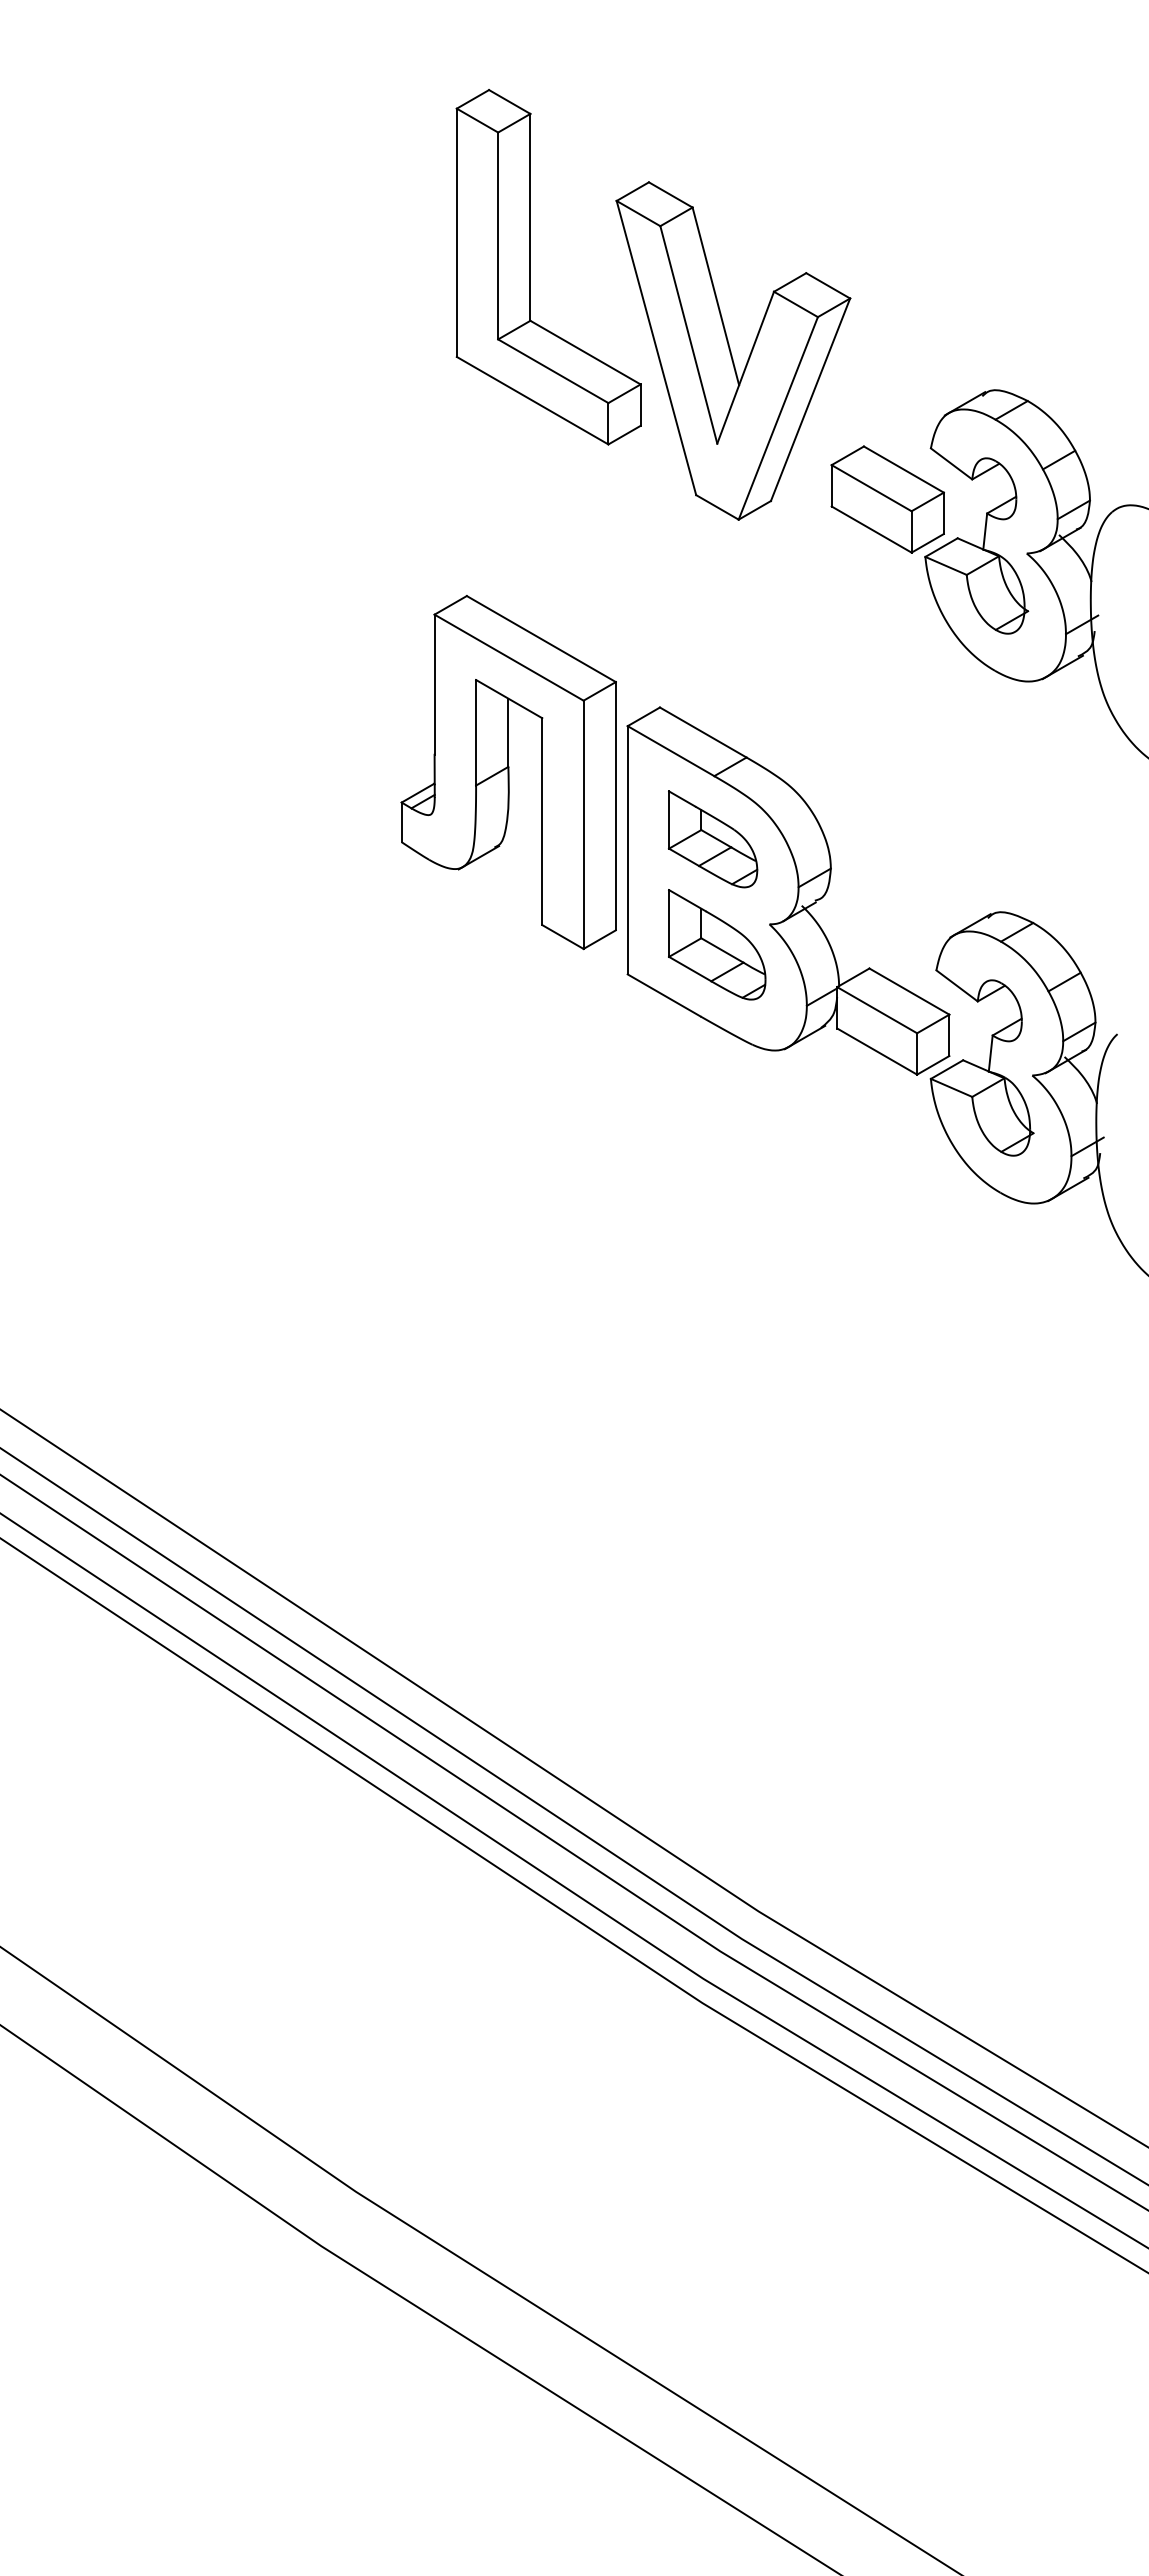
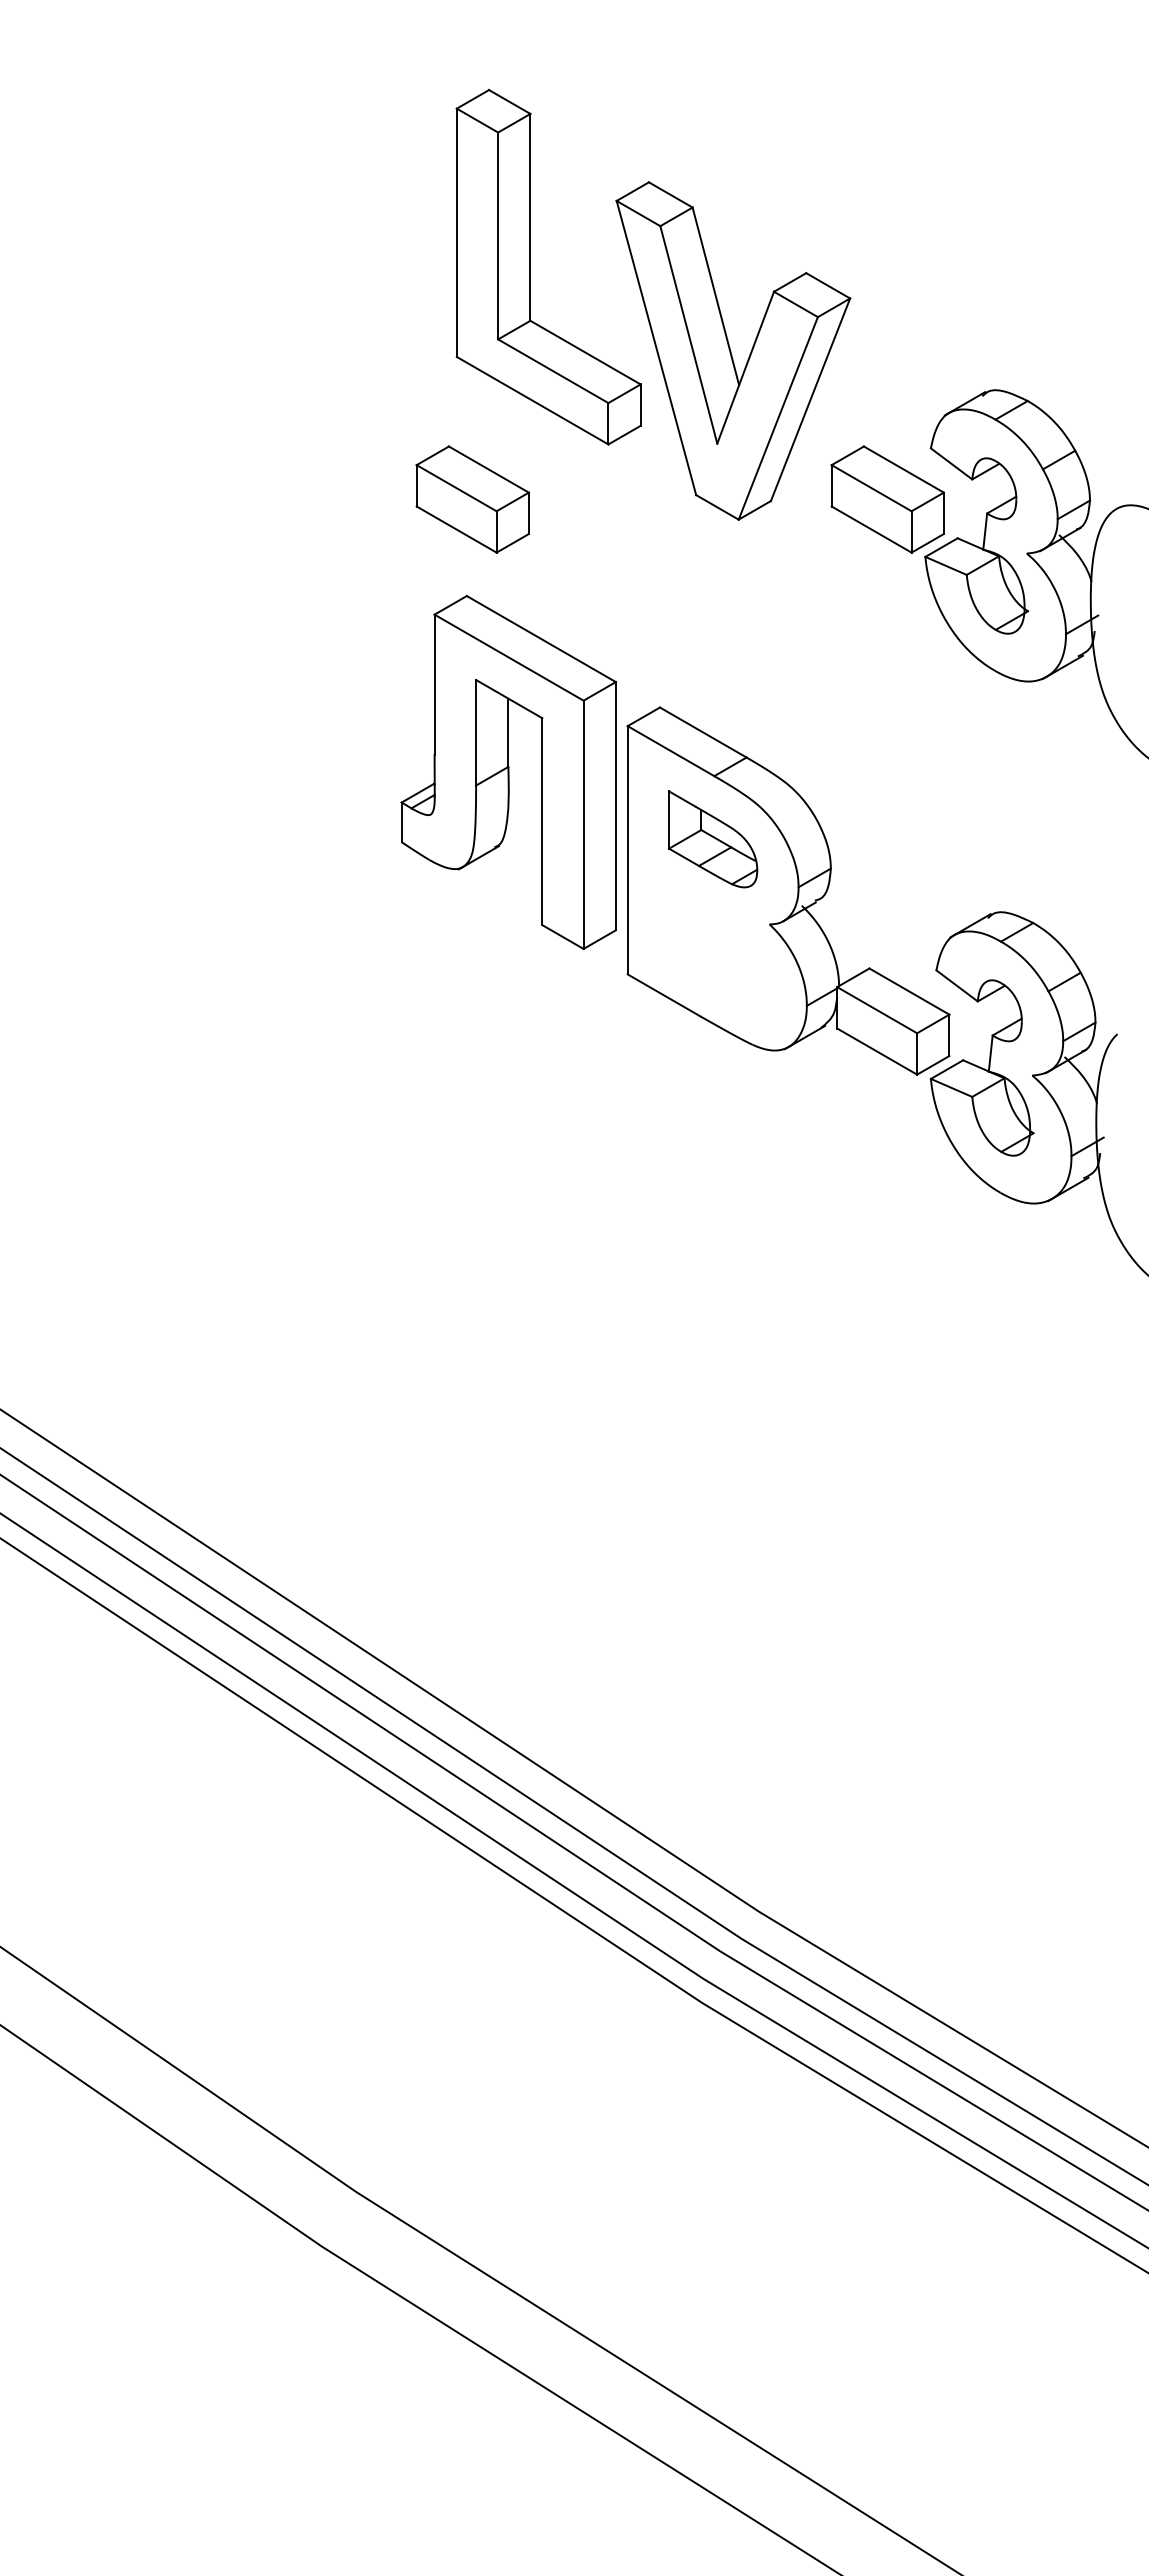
part: none -> present (472, 499)
part: present -> none (717, 944)
